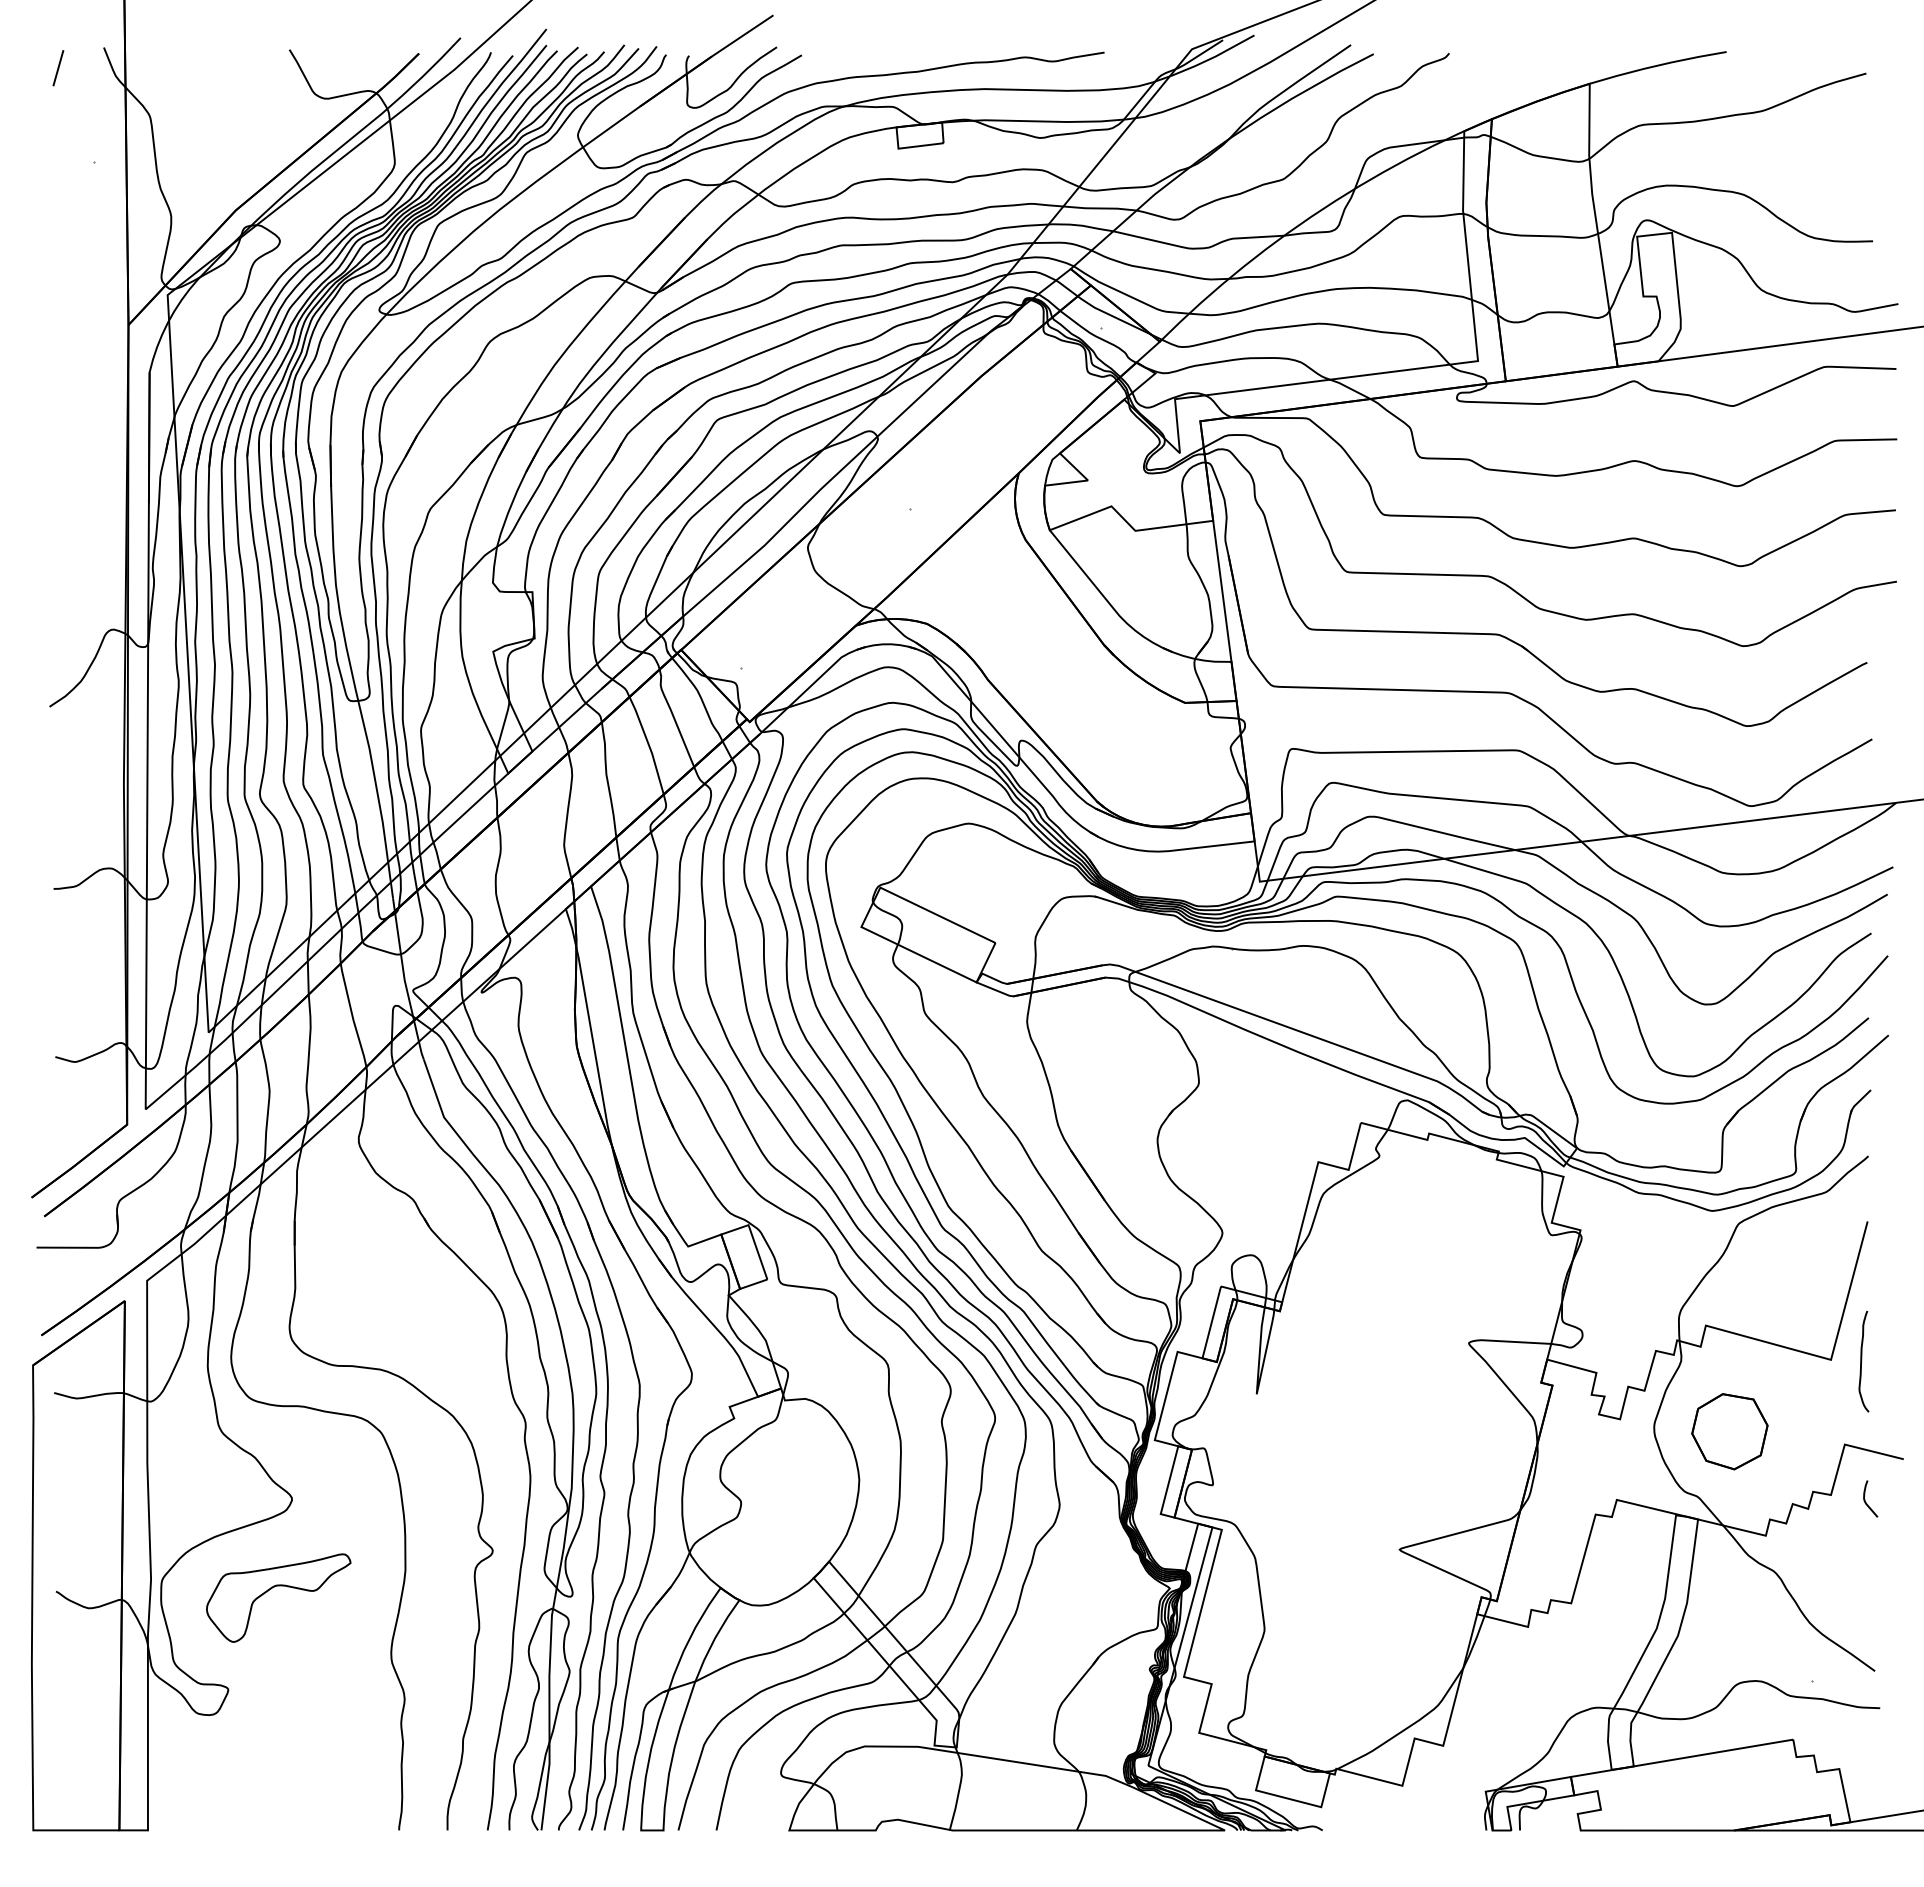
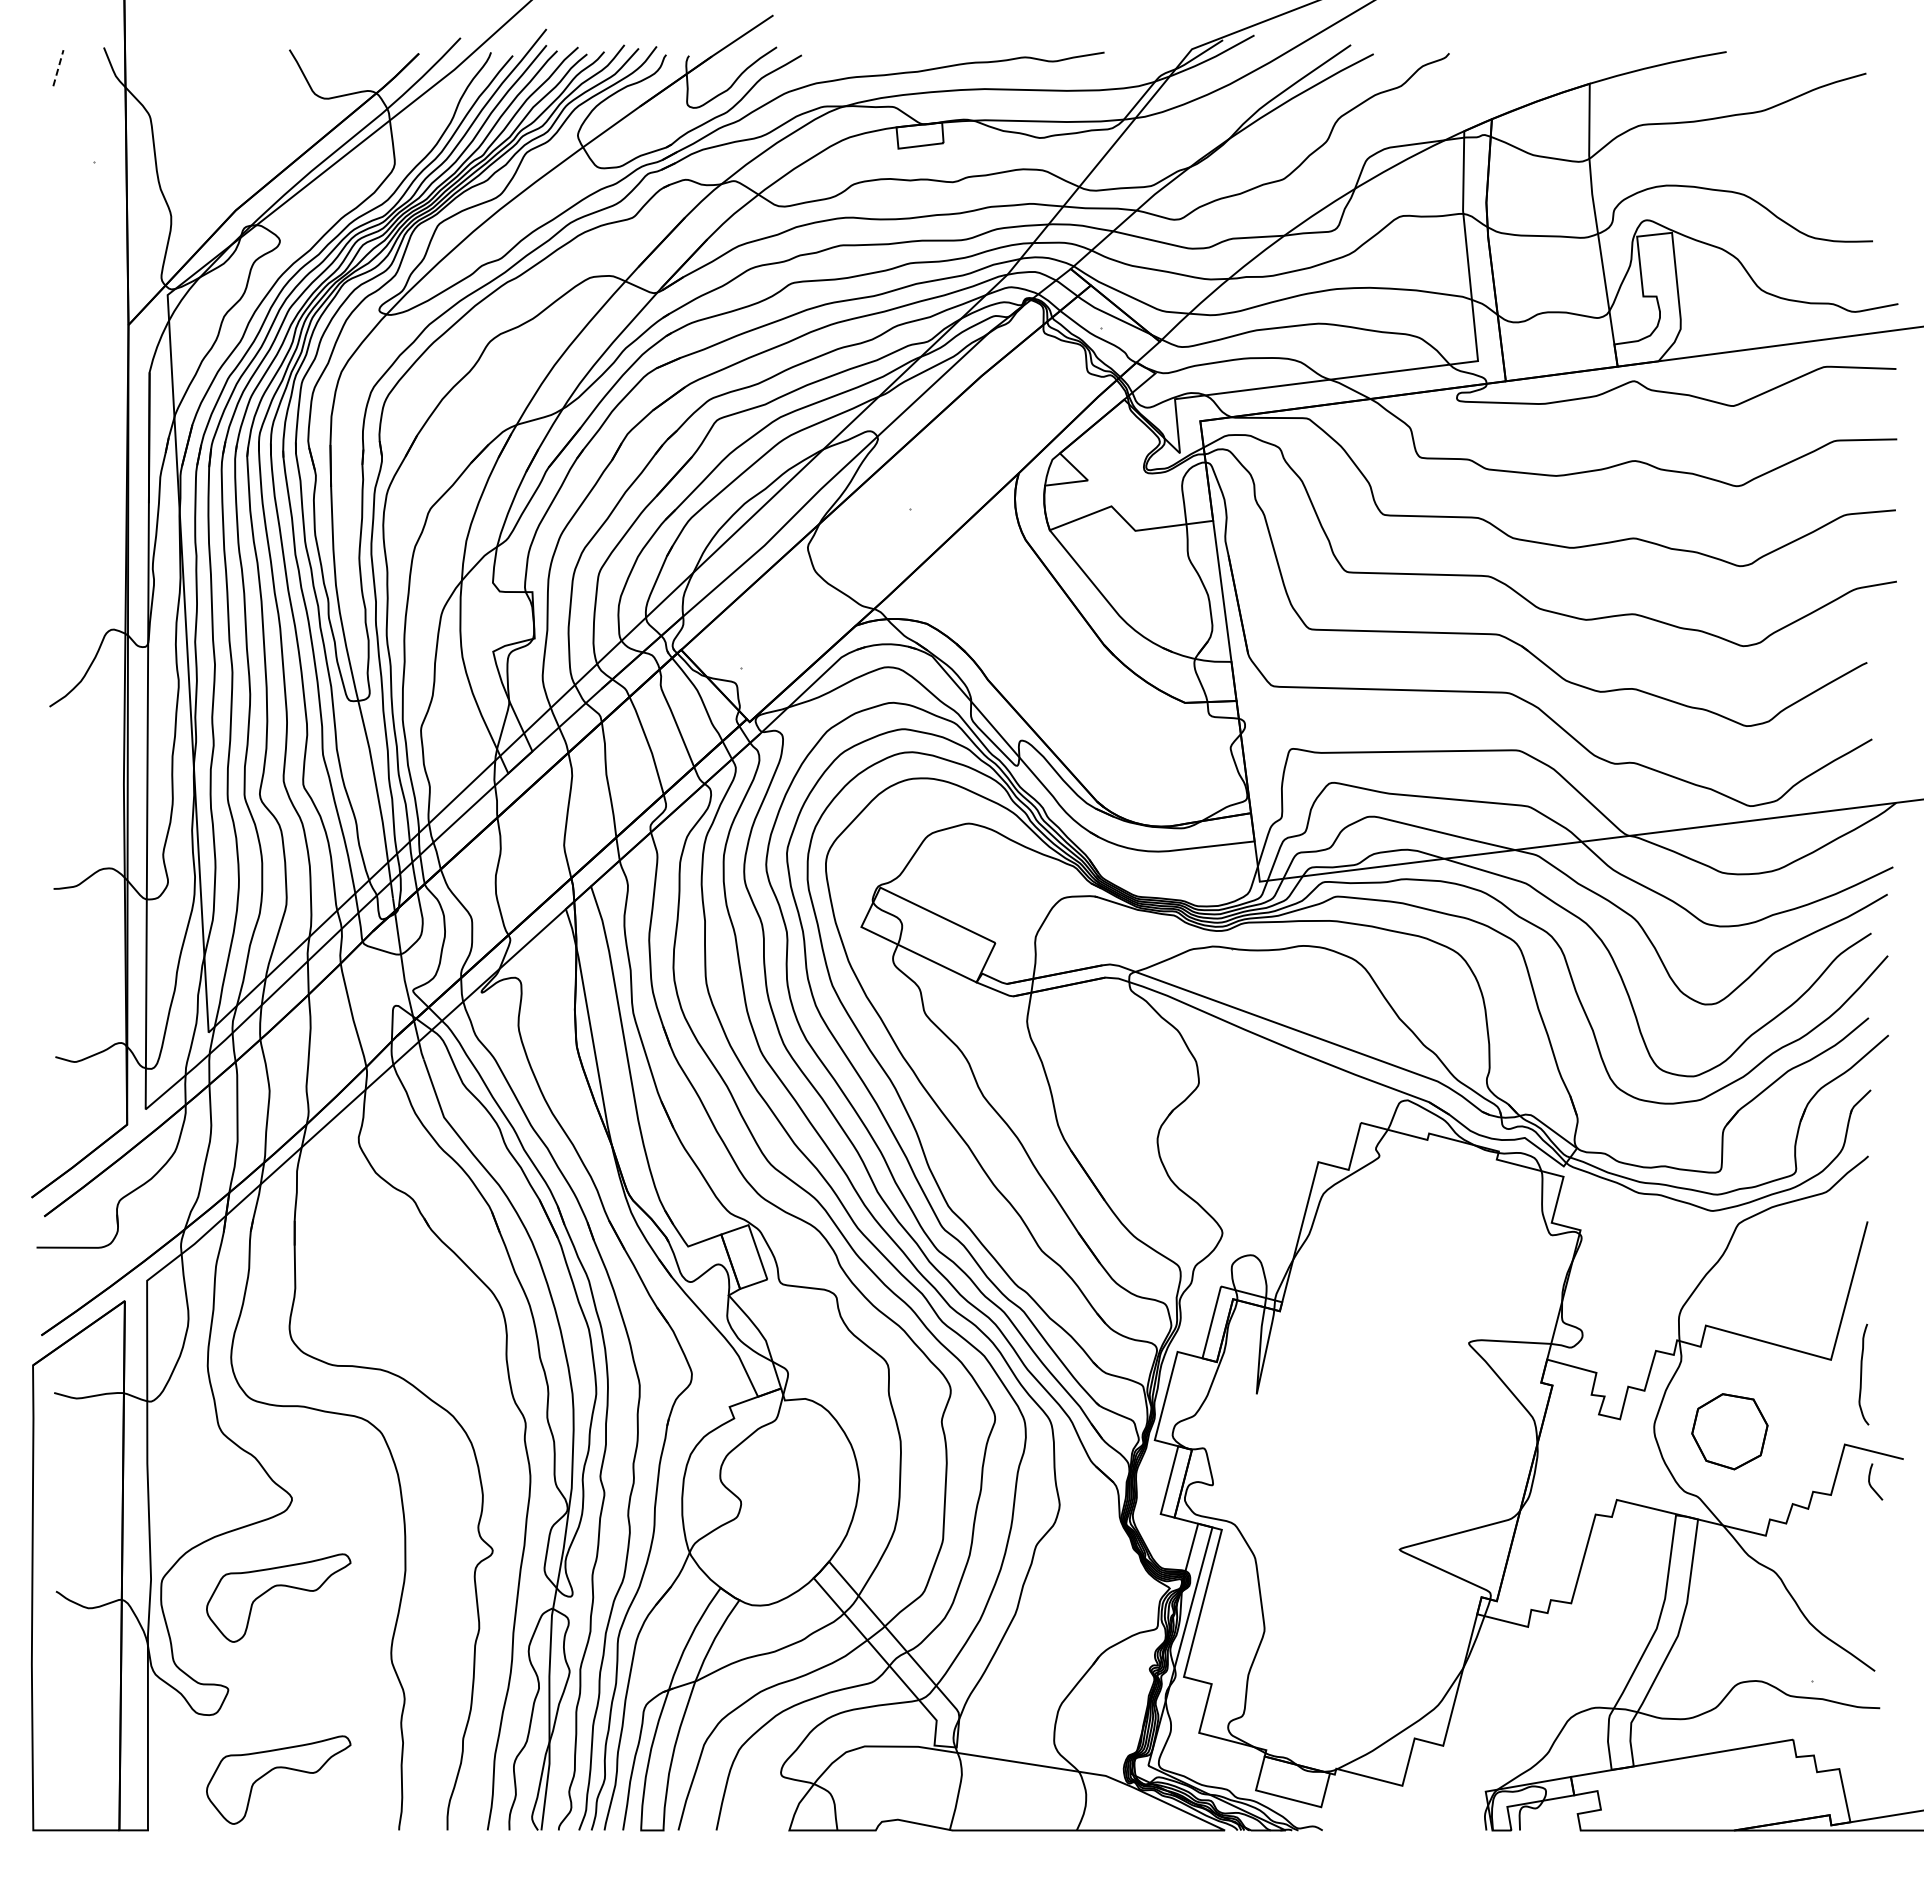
line: solid -> dashed (58, 68)
curve position: (1862, 1361) -> (1862, 1374) (1862, 1374)
curve position: (1865, 1499) -> (1870, 1482) (1870, 1482)
part: none -> present (271, 1771)
